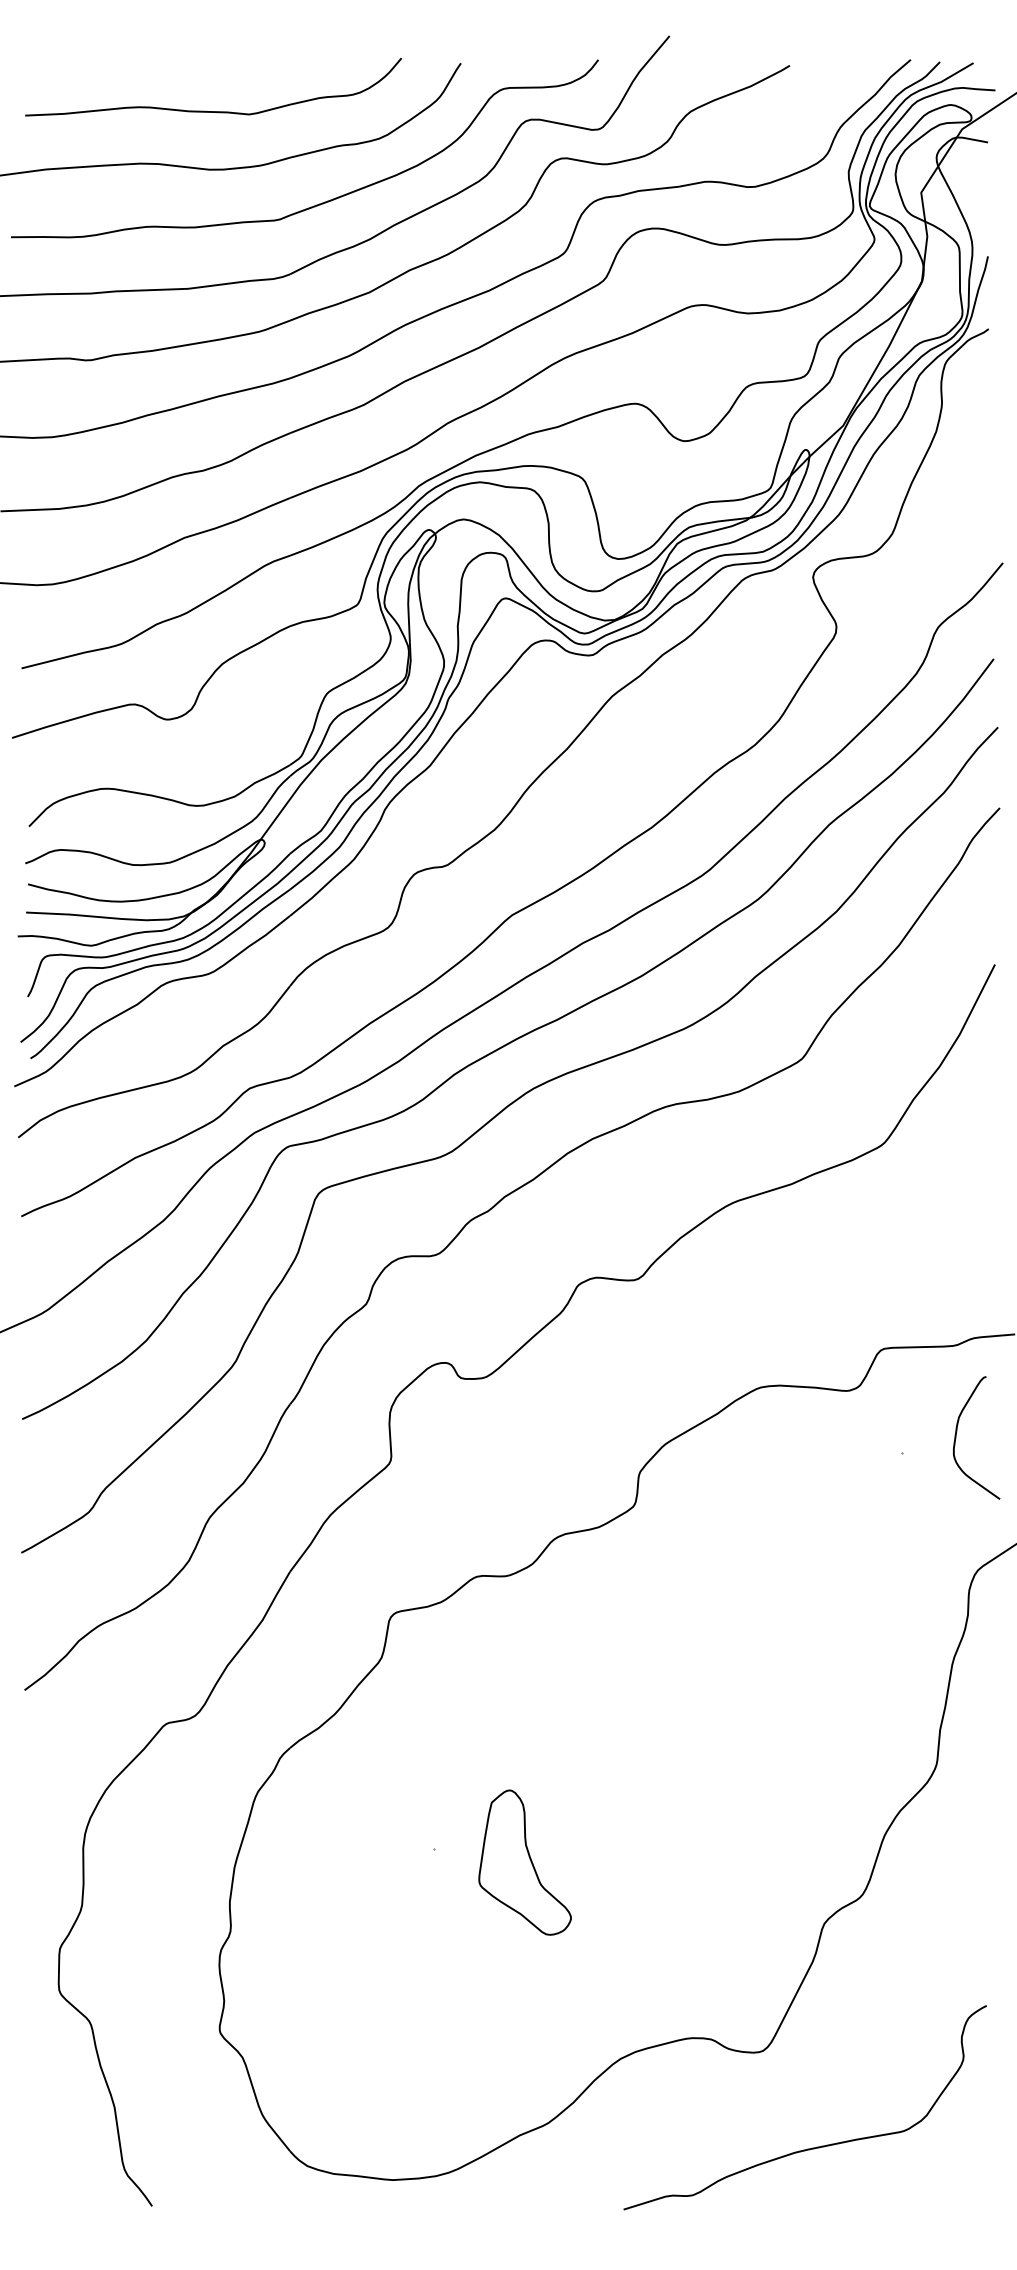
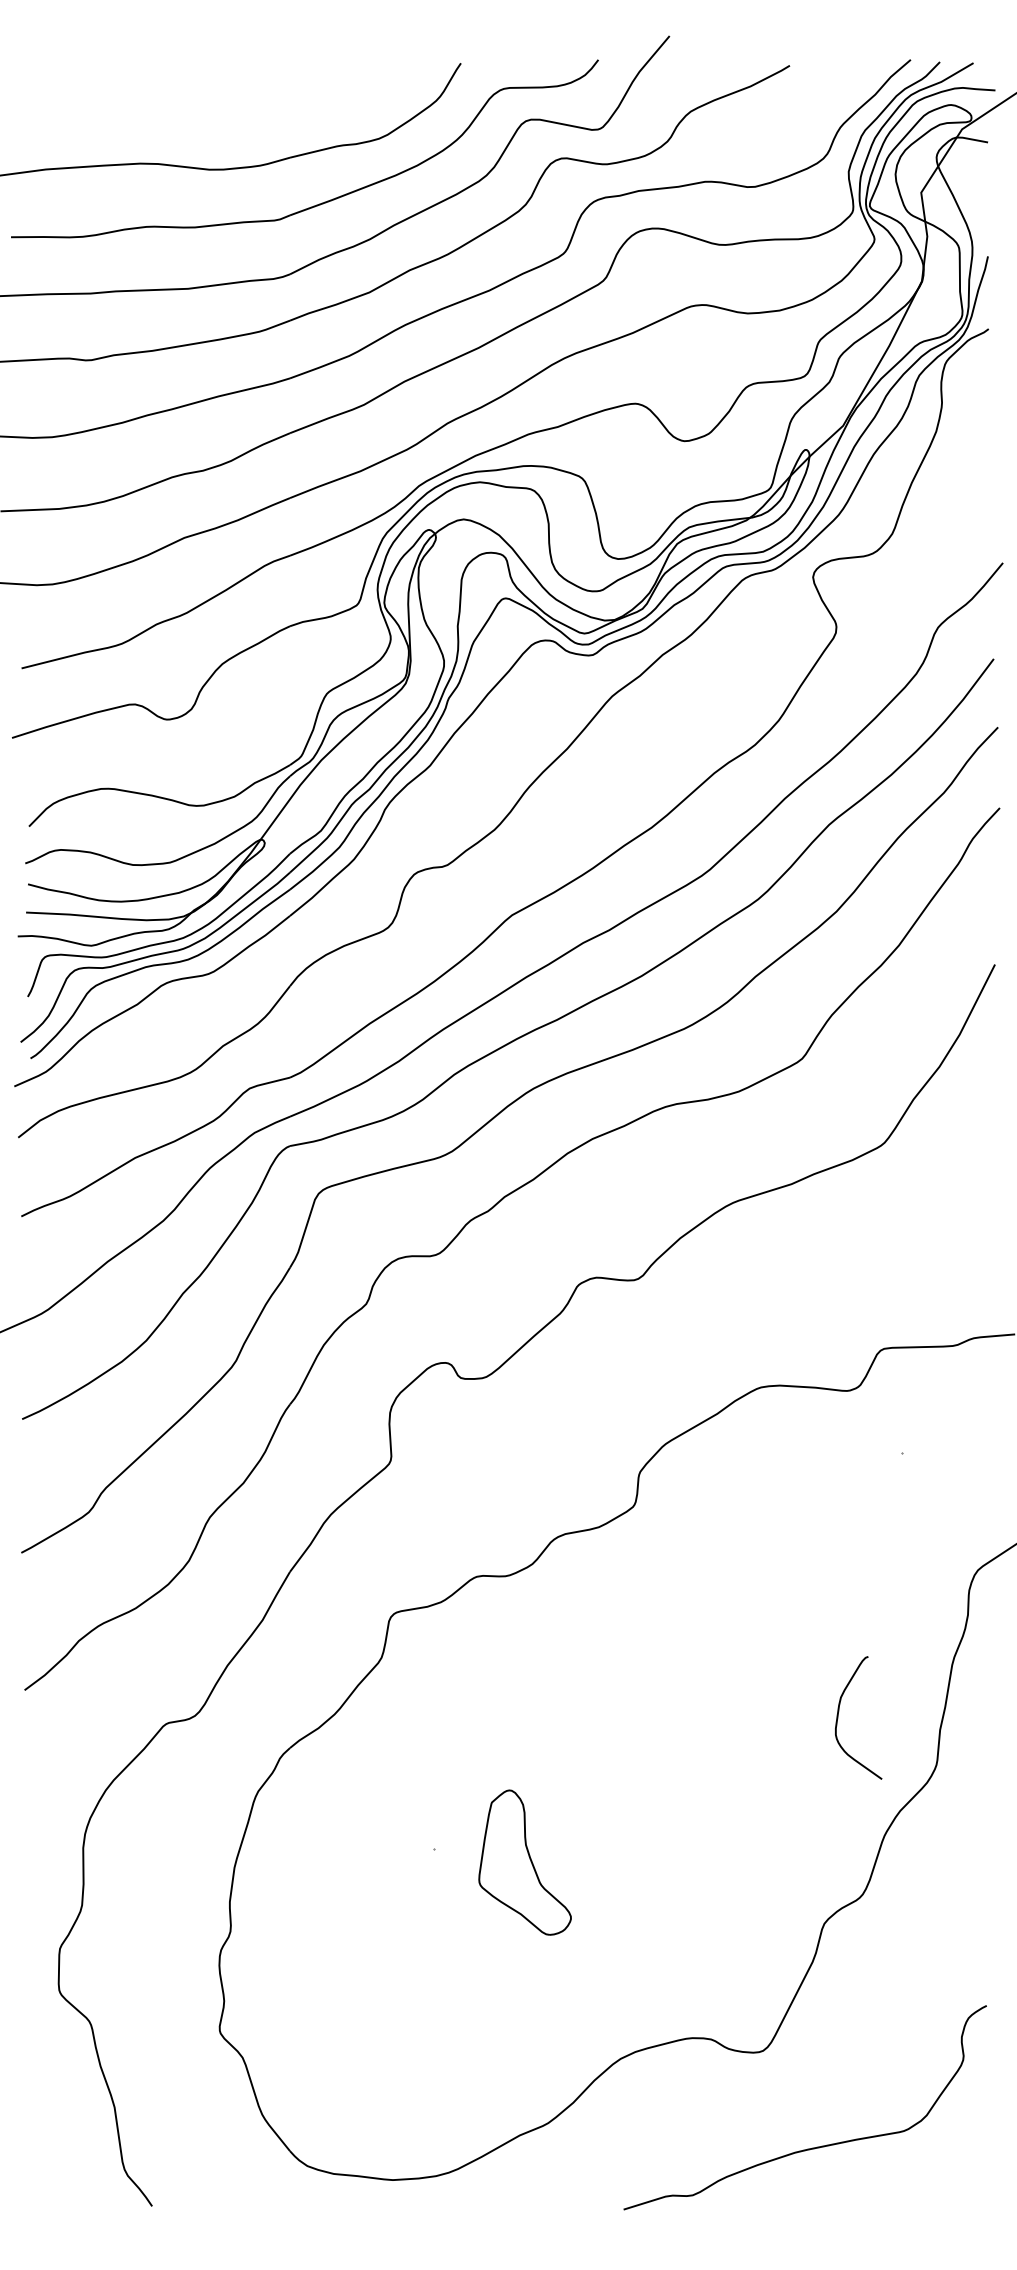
part: present -> none (213, 111)
curve position: (957, 1431) -> (839, 1711) (839, 1711)
